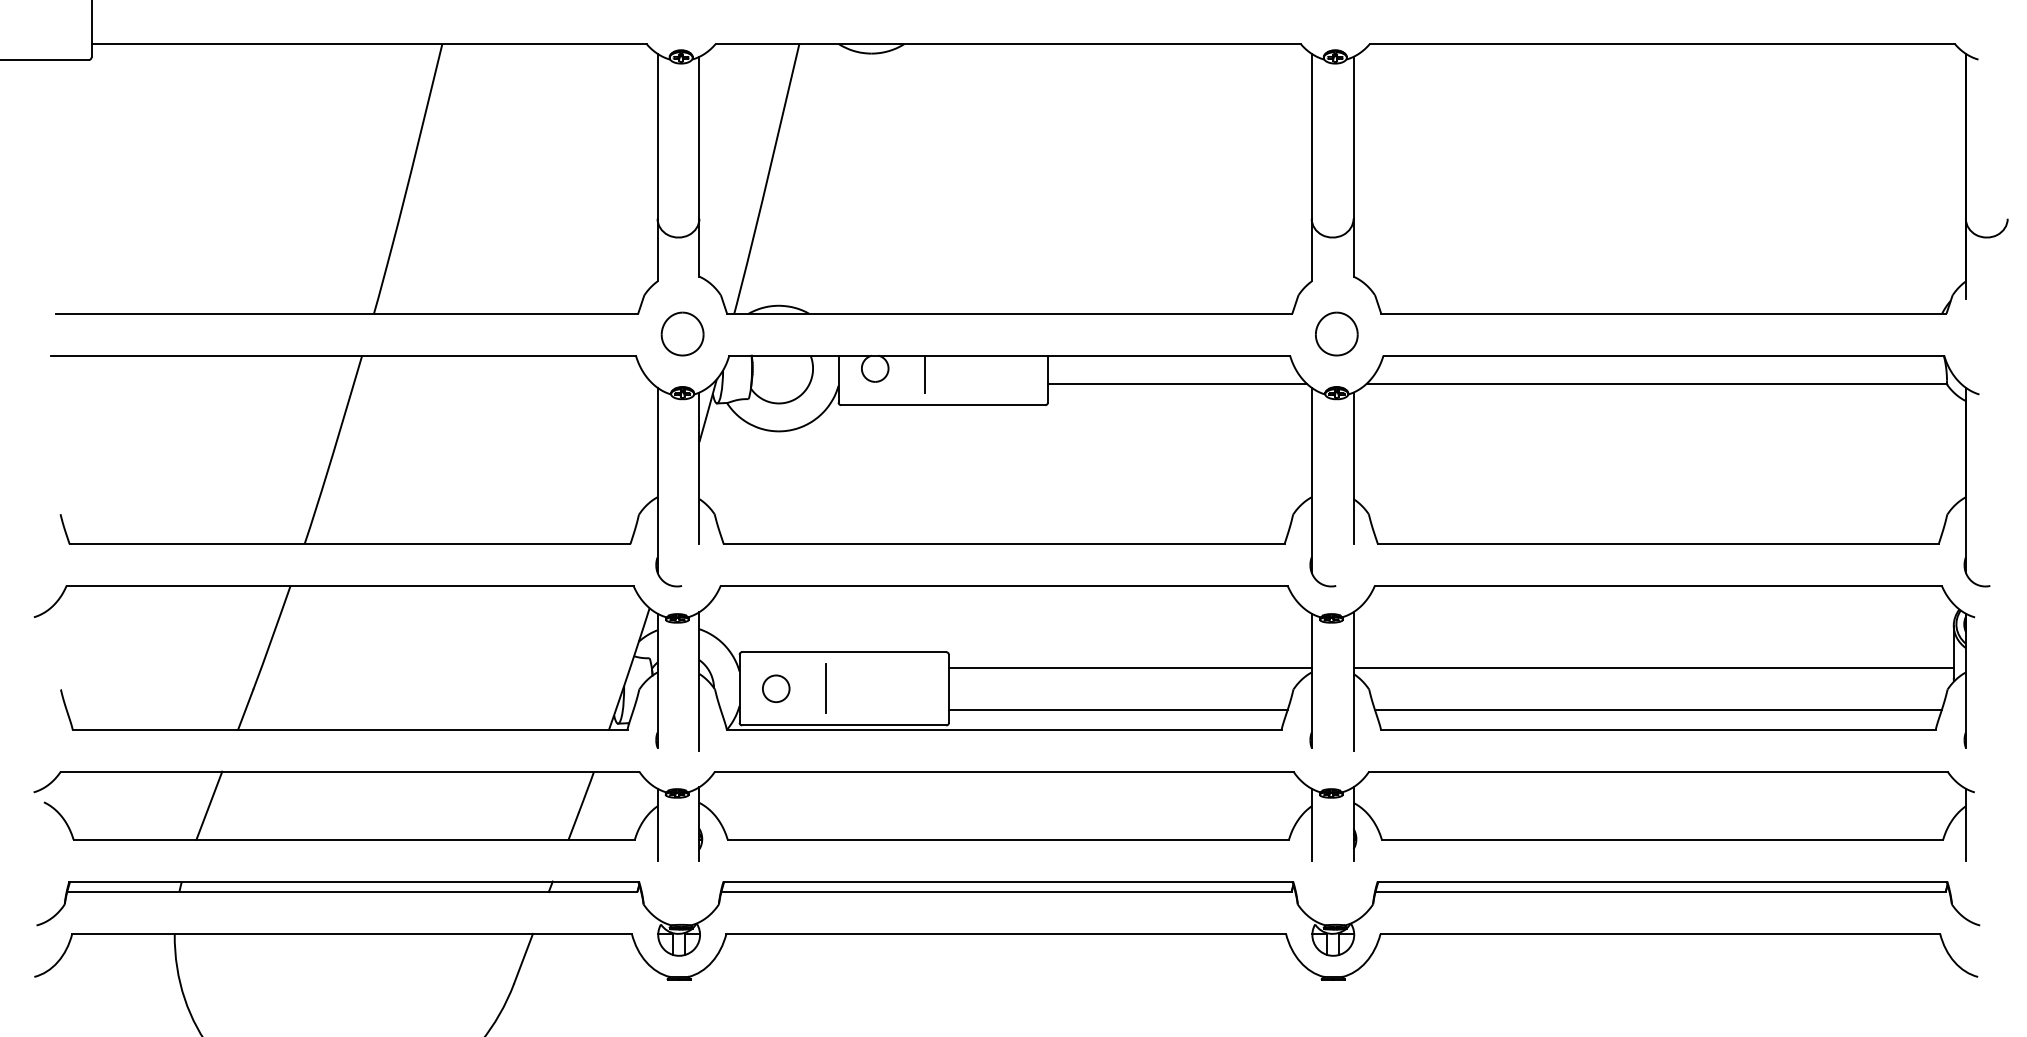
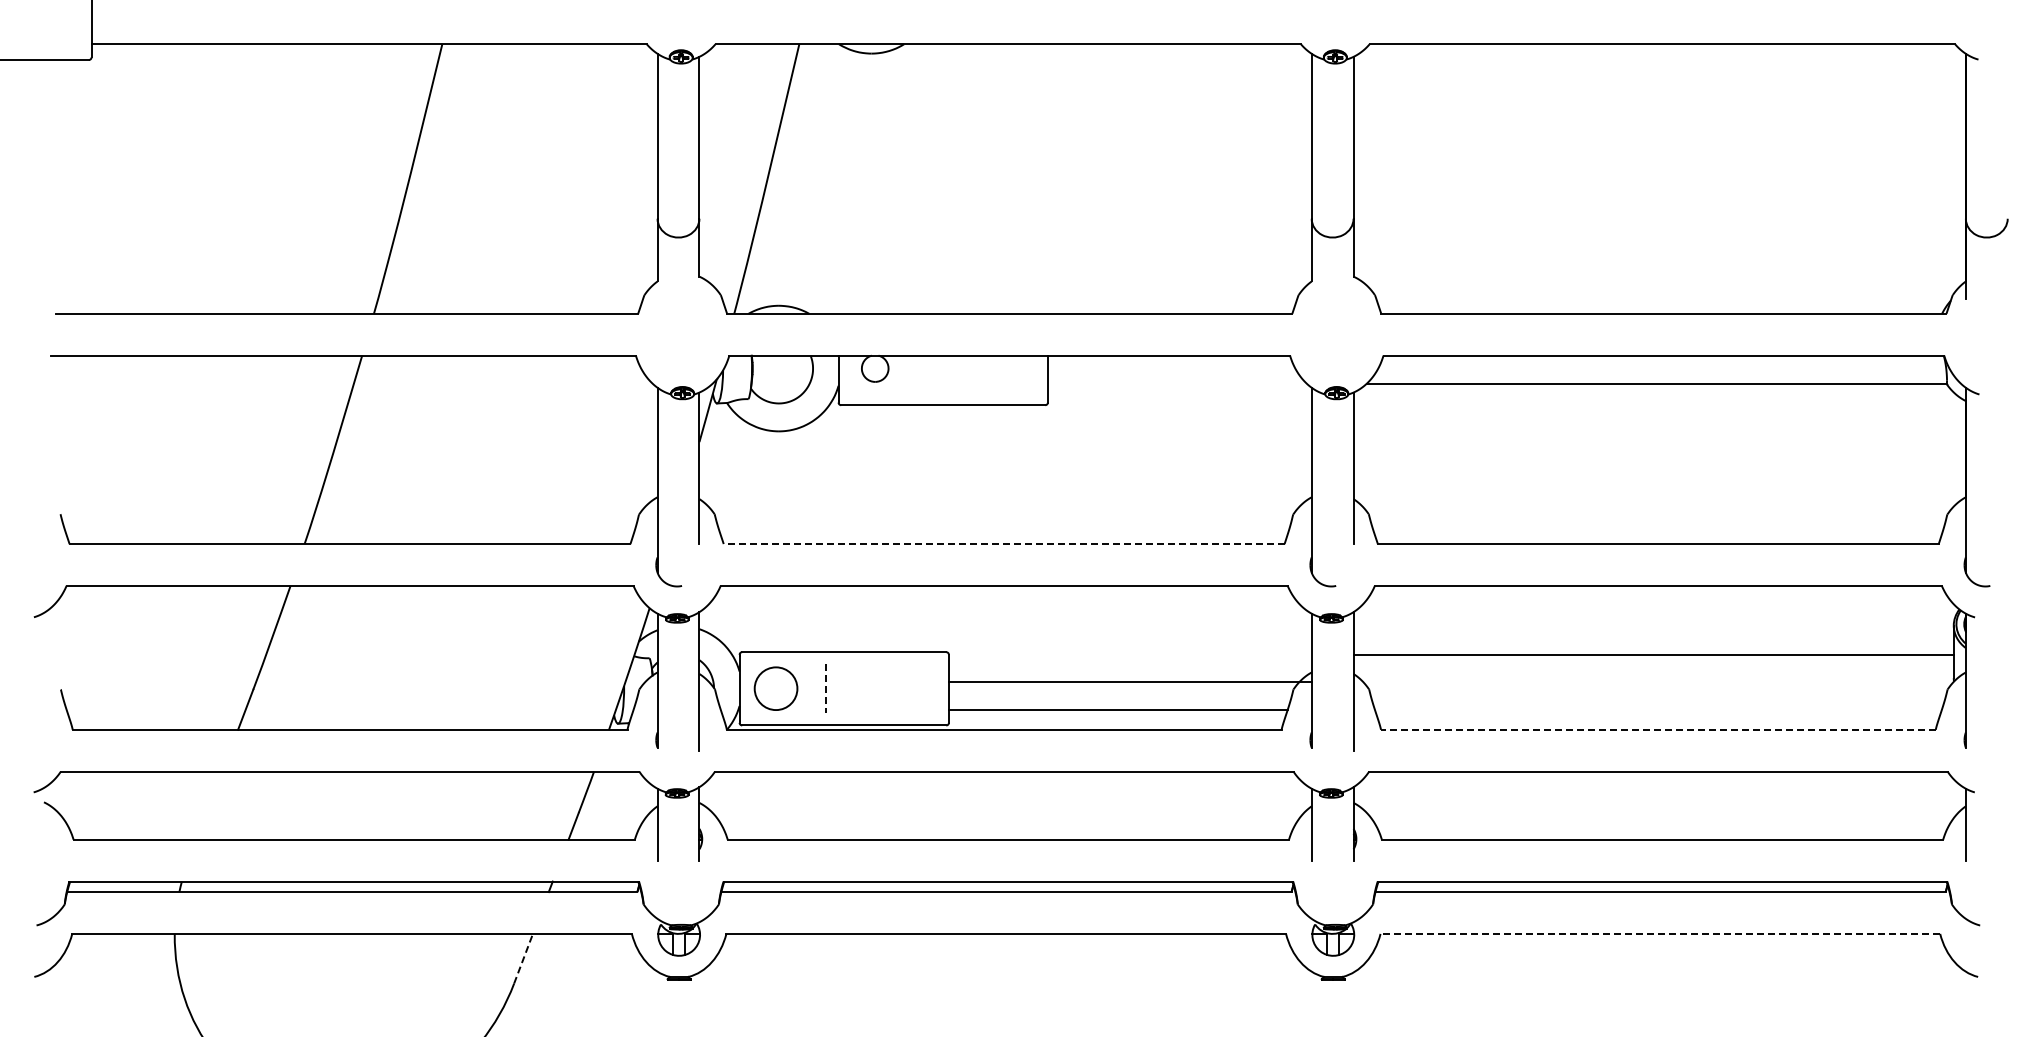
part: present -> none (682, 333)
part: present -> none (1336, 333)
line: present -> none (924, 374)
line: present -> none (1176, 383)
line: solid -> dashed (1003, 544)
line position: (1129, 667) -> (1129, 681) (1129, 681)
line position: (1653, 667) -> (1653, 654) (1653, 654)
circle size: 29x30 px -> 46x45 px (775, 688)
line: solid -> dashed (825, 688)
line: present -> none (1657, 709)
line: solid -> dashed (1657, 729)
line: present -> none (209, 805)
line: solid -> dashed (1660, 933)
line: solid -> dashed (523, 958)
